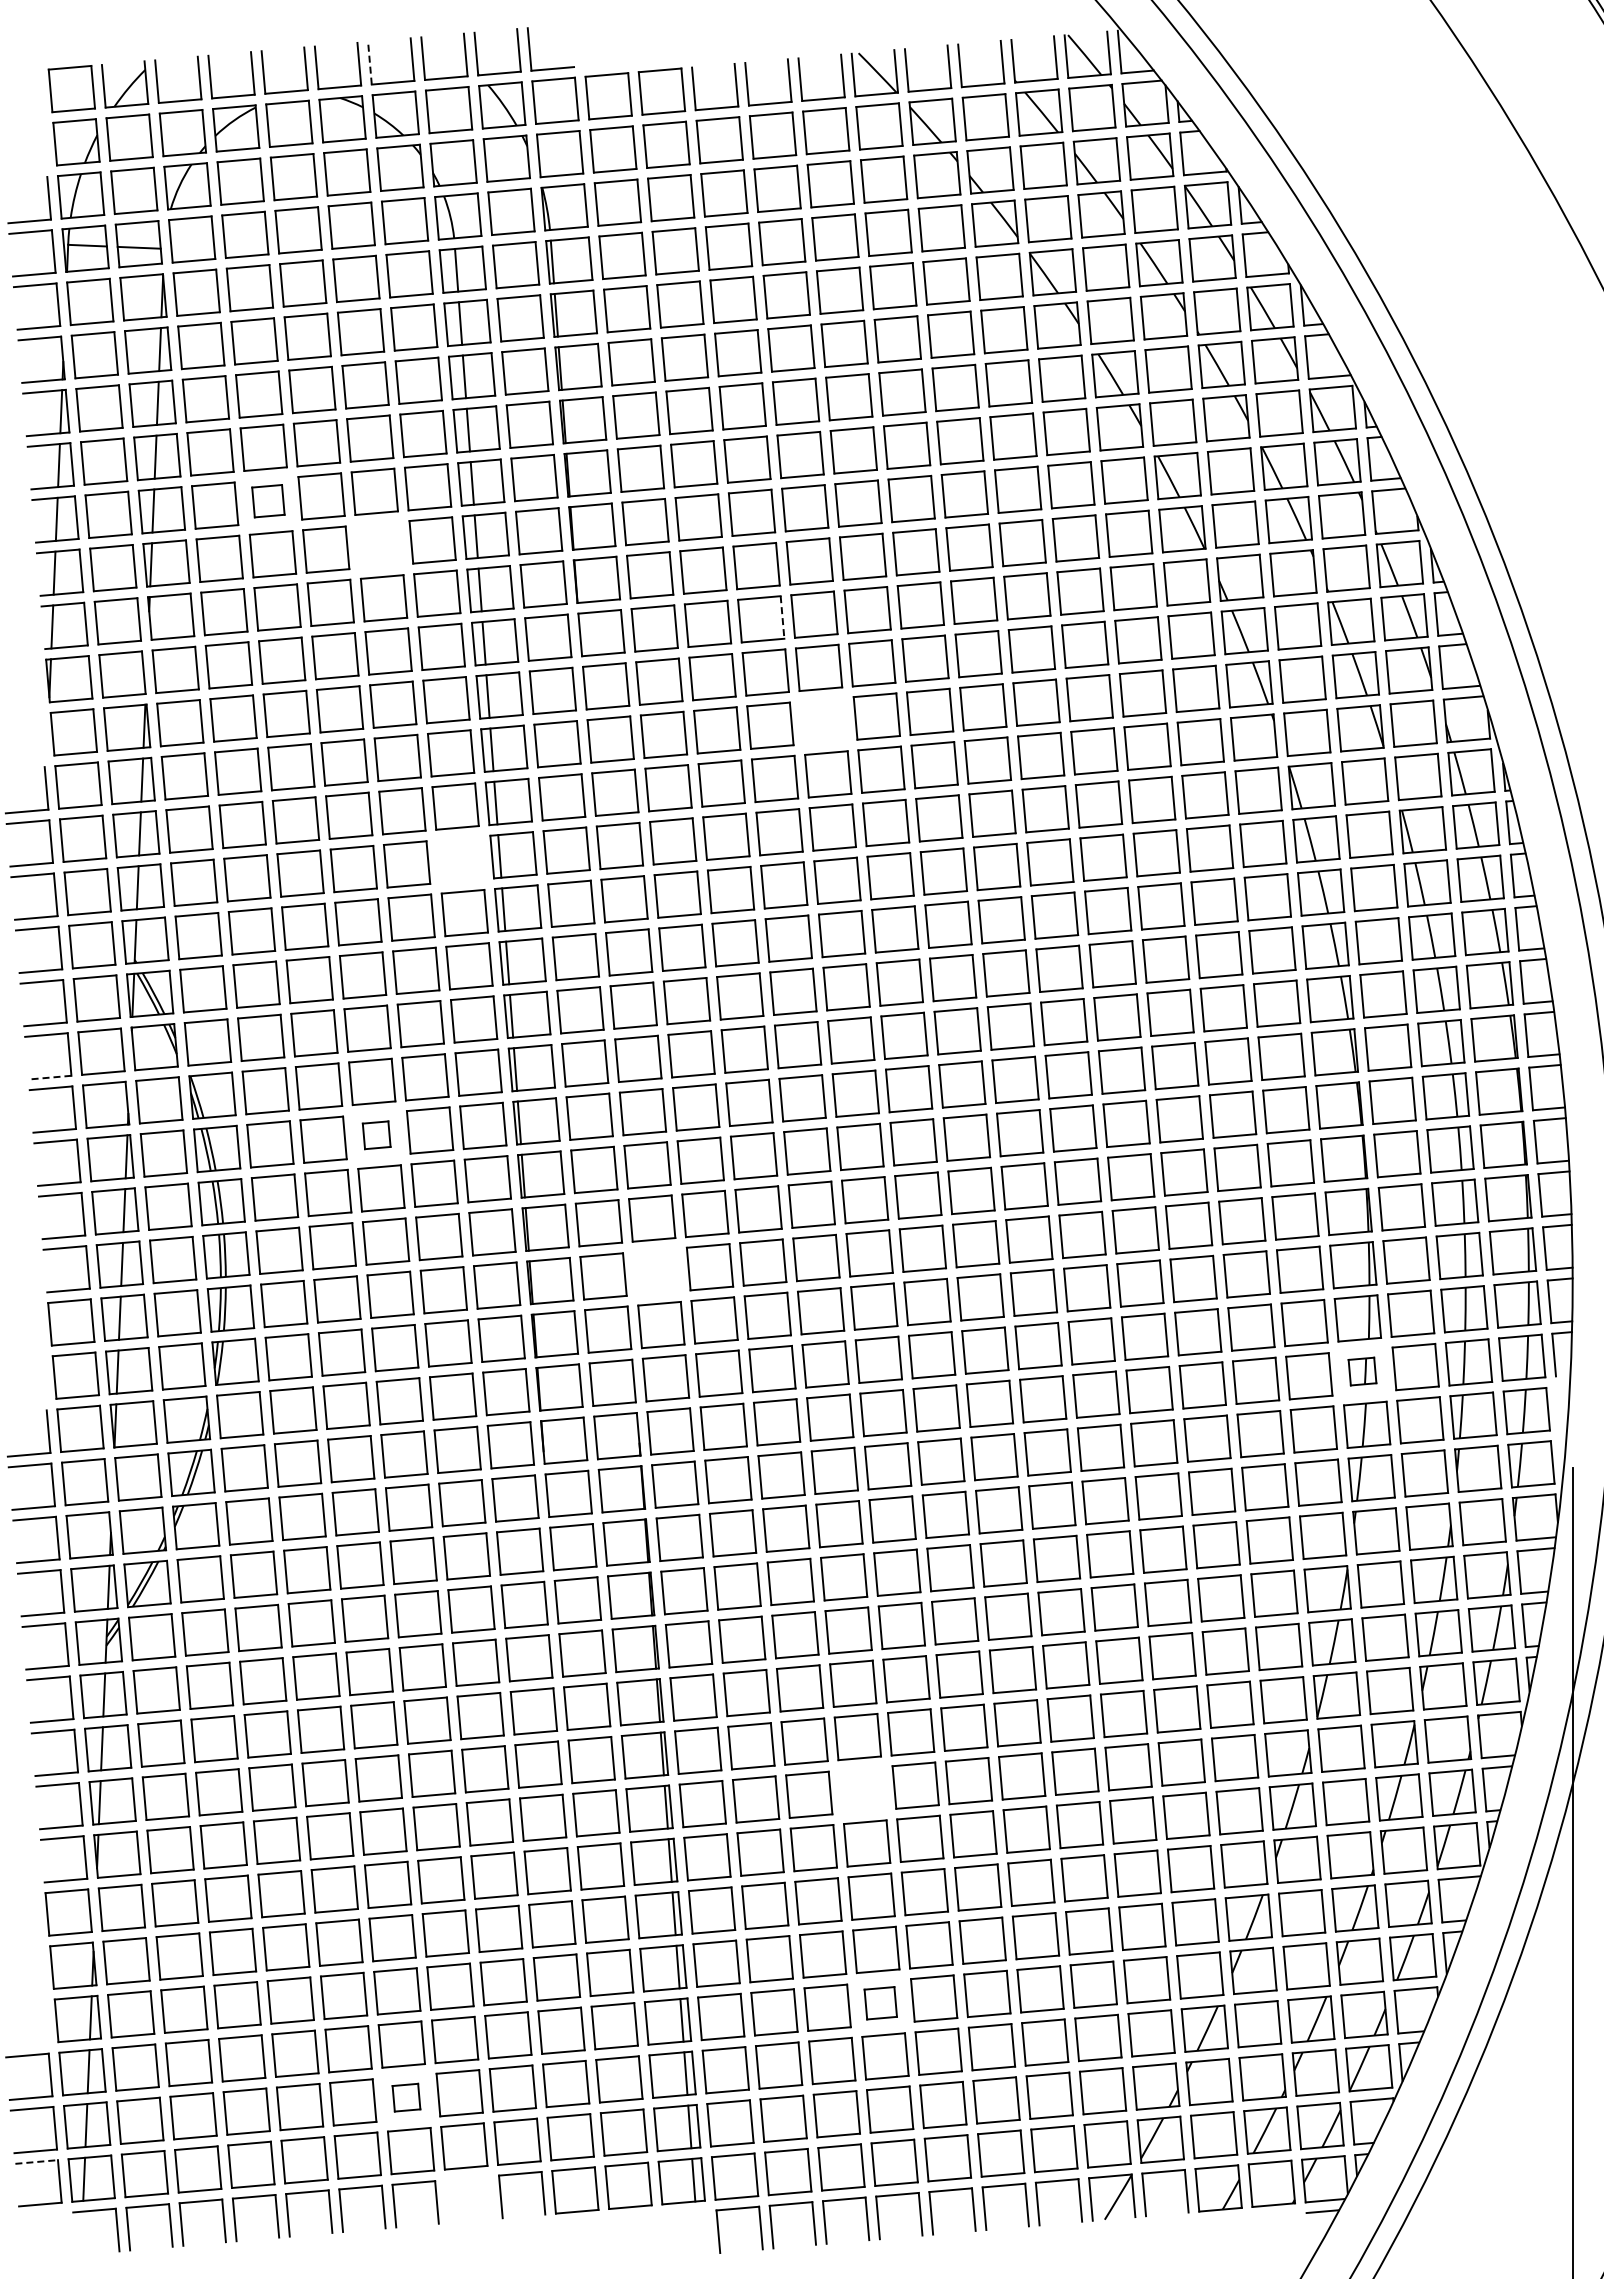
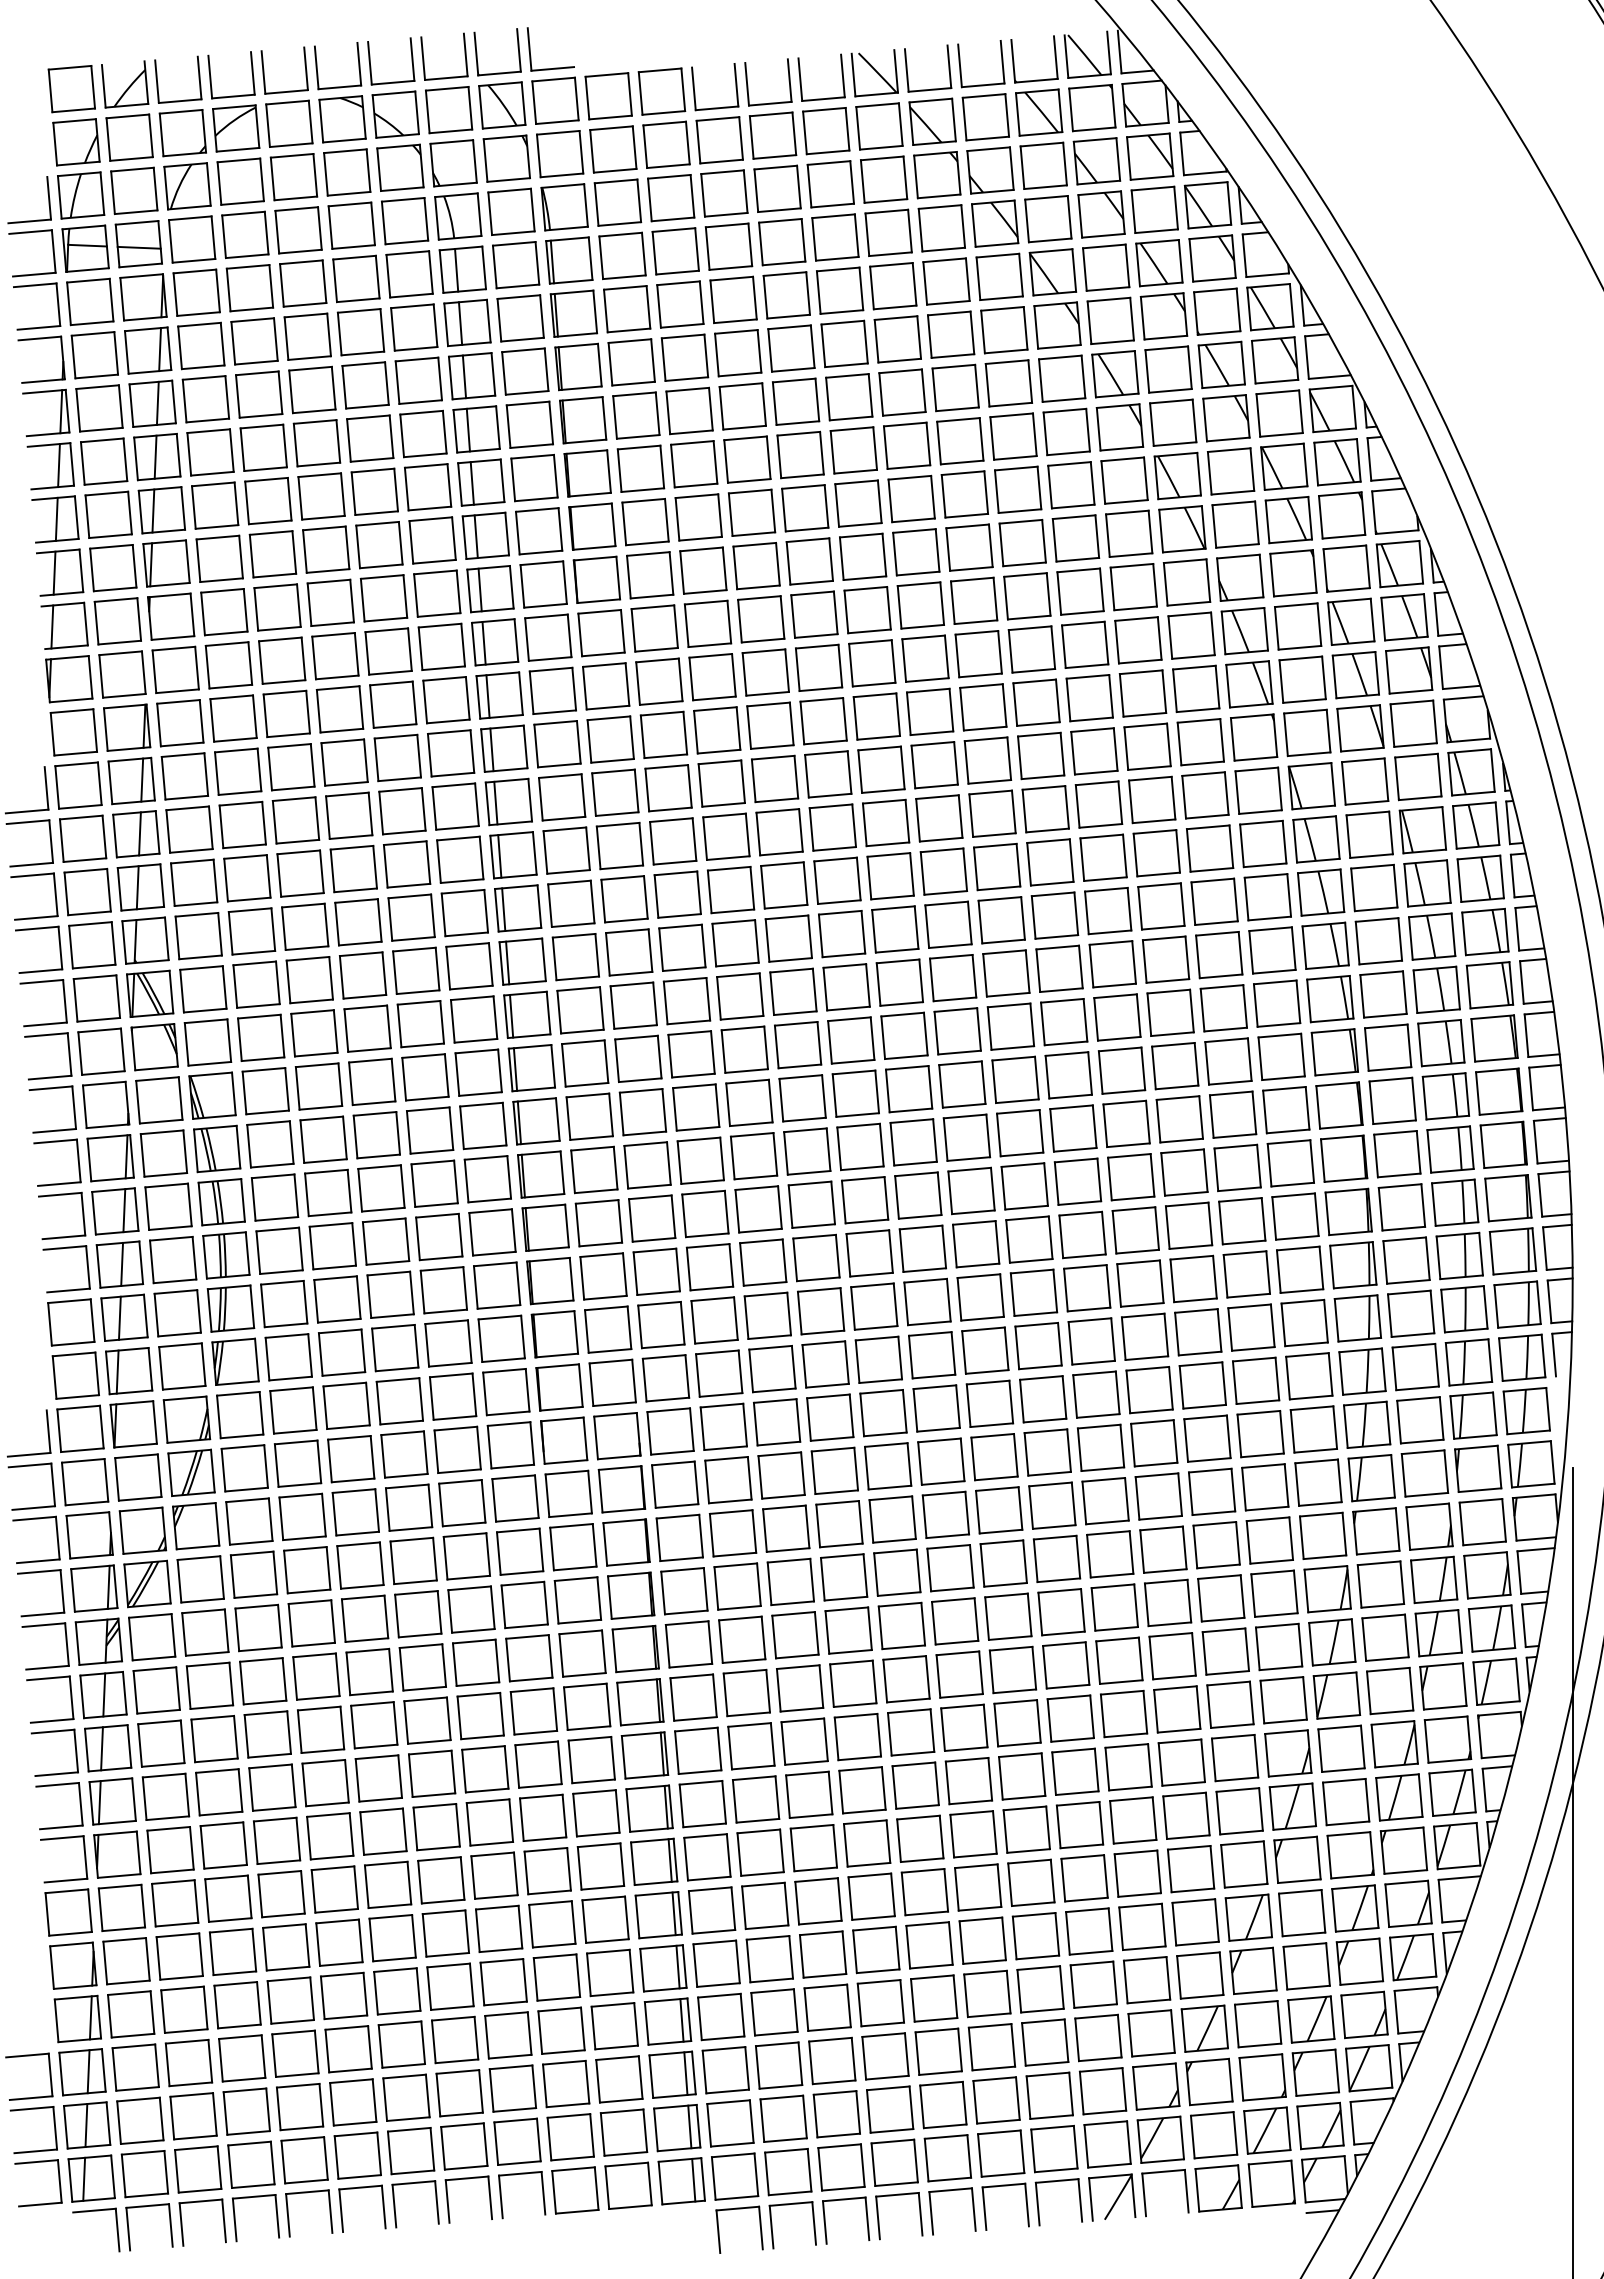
line: dashed -> solid (369, 62)
part size: 35x35 px -> 49x49 px (268, 501)
part: none -> present (379, 545)
line: dashed -> solid (782, 617)
part: none -> present (823, 721)
part: none -> present (460, 859)
line: dashed -> solid (49, 1077)
part size: 31x31 px -> 49x49 px (376, 1135)
part: none -> present (656, 1271)
part size: 31x31 px -> 49x49 px (1362, 1371)
part: none -> present (862, 1790)
part size: 35x35 px -> 49x49 px (880, 2003)
part size: 31x31 px -> 49x49 px (406, 2097)
line: dashed -> solid (37, 2161)
part: none -> present (468, 2179)
